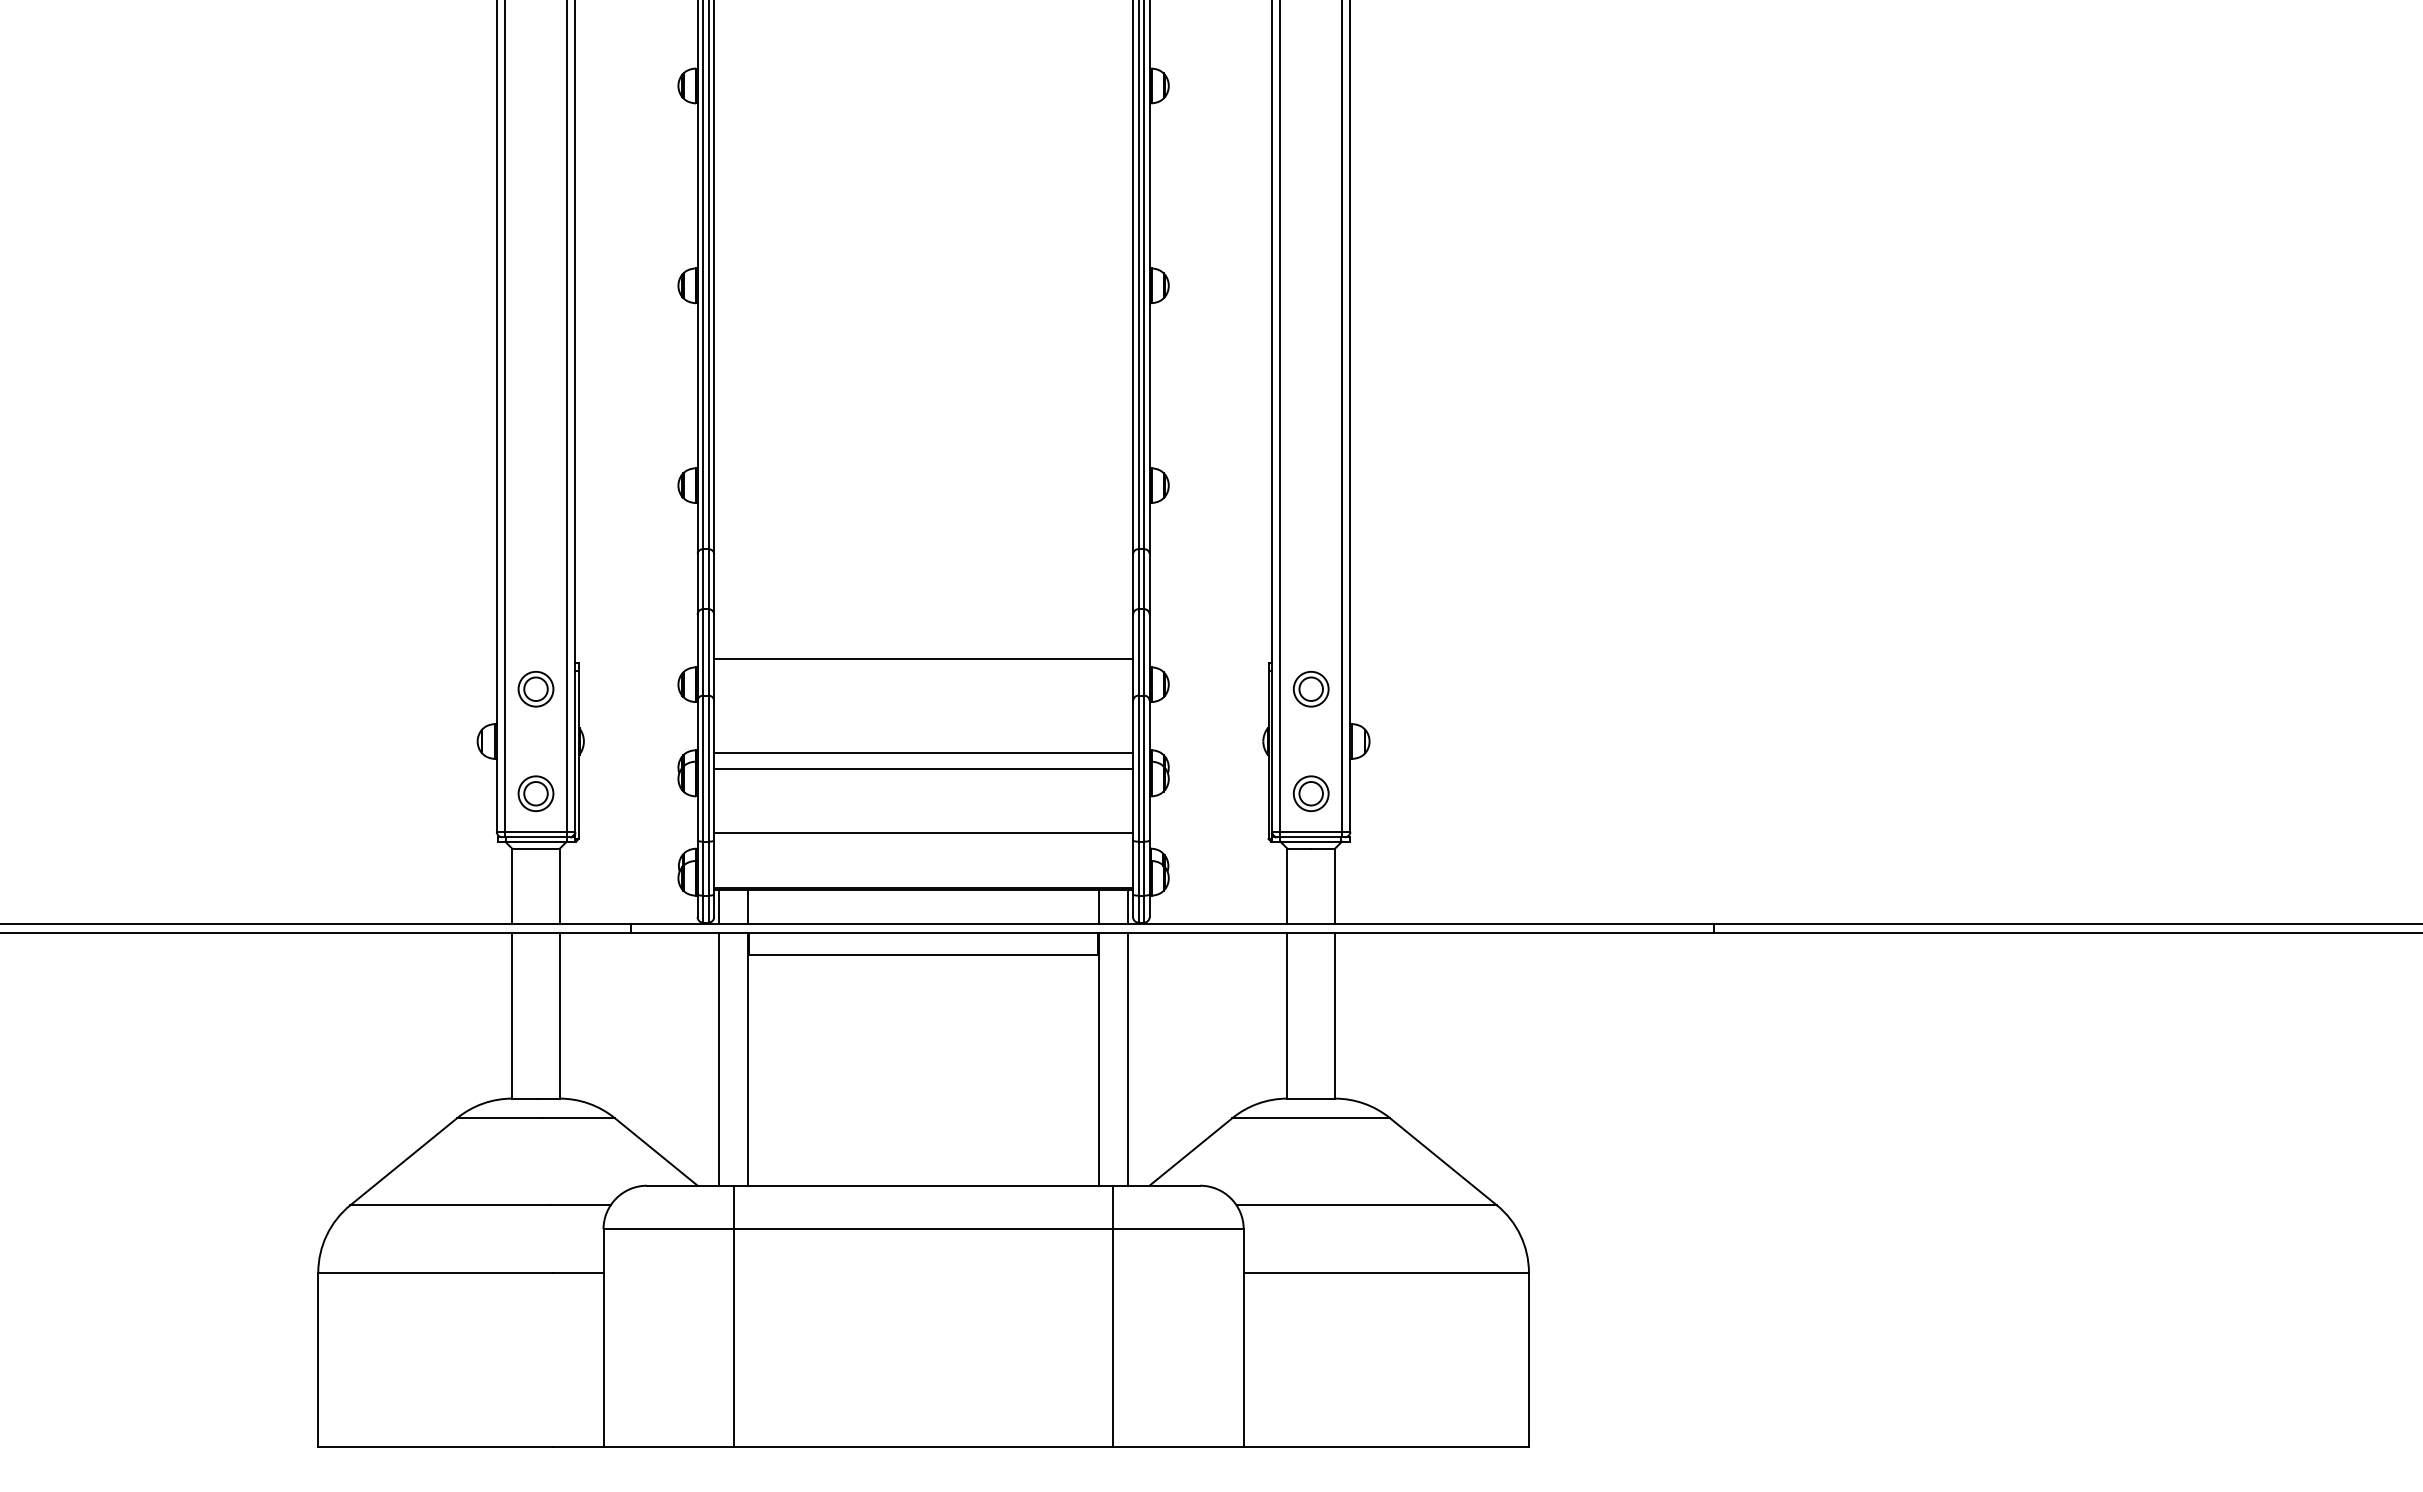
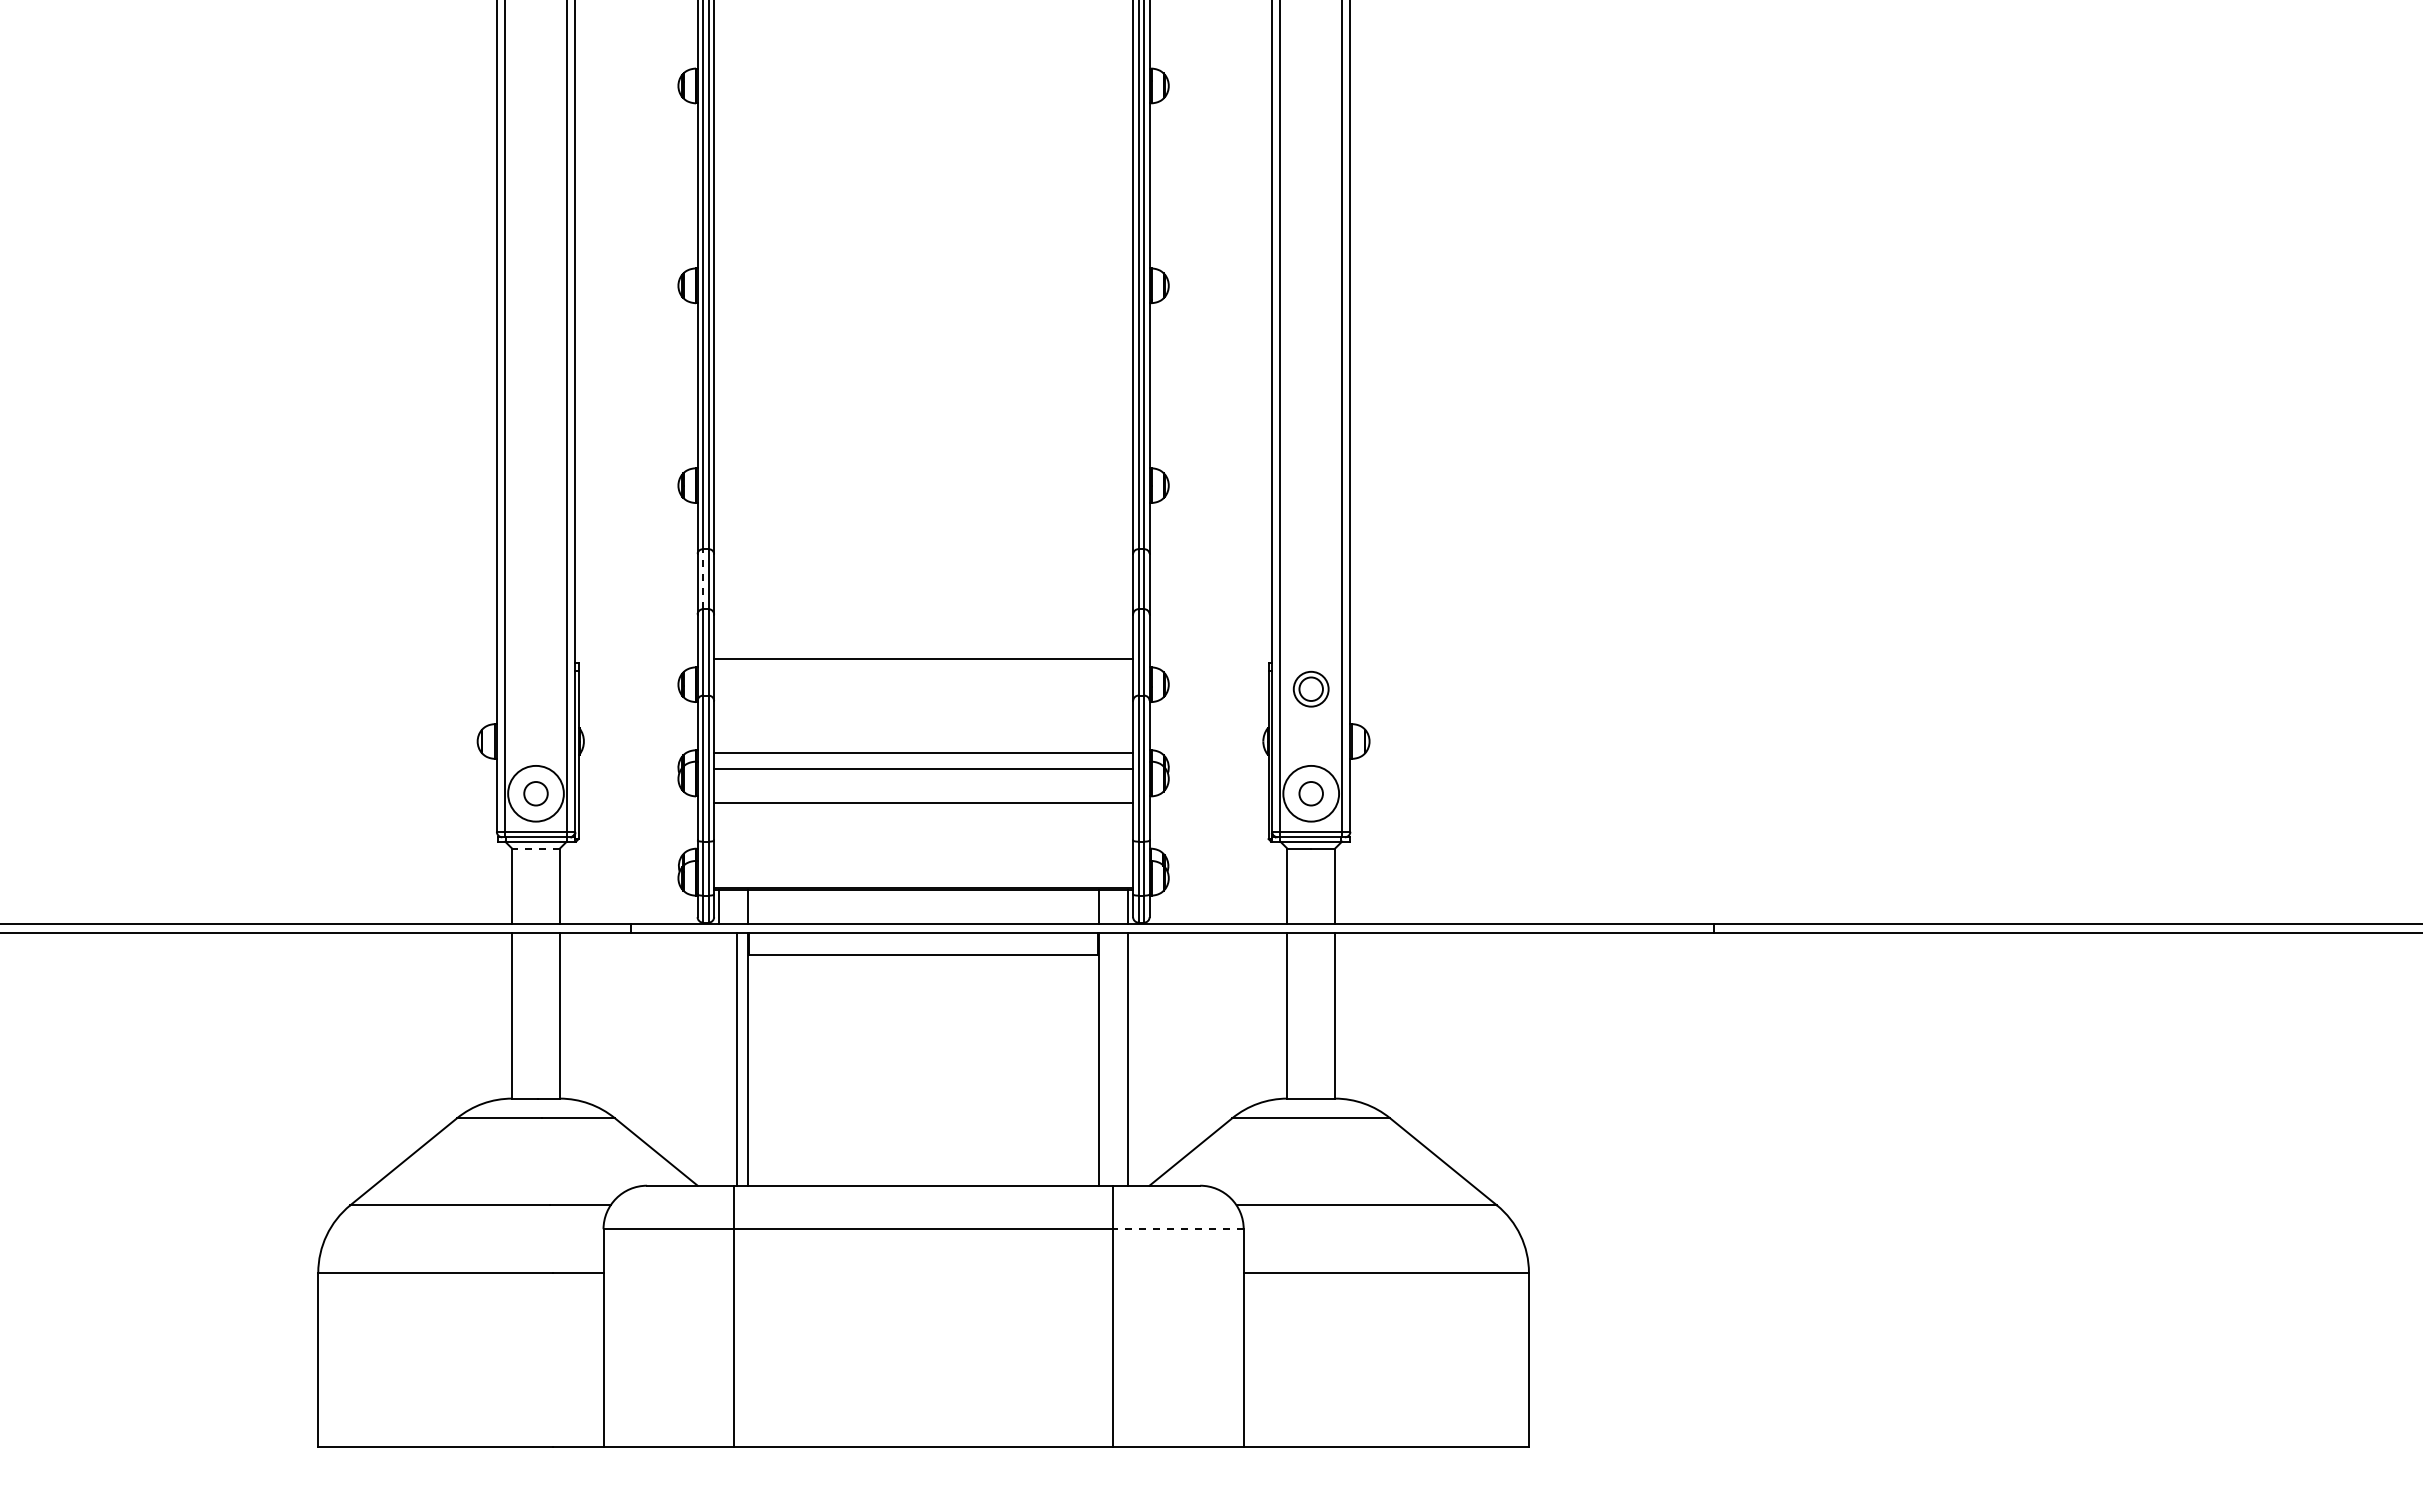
line: solid -> dashed (703, 579)
part: present -> none (535, 688)
circle diameter: 35 px -> 56 px (535, 793)
circle diameter: 35 px -> 56 px (1311, 793)
line position: (923, 832) -> (923, 802) (923, 802)
line: solid -> dashed (536, 848)
line position: (718, 1059) -> (736, 1059) (736, 1059)
line: solid -> dashed (1177, 1229)
